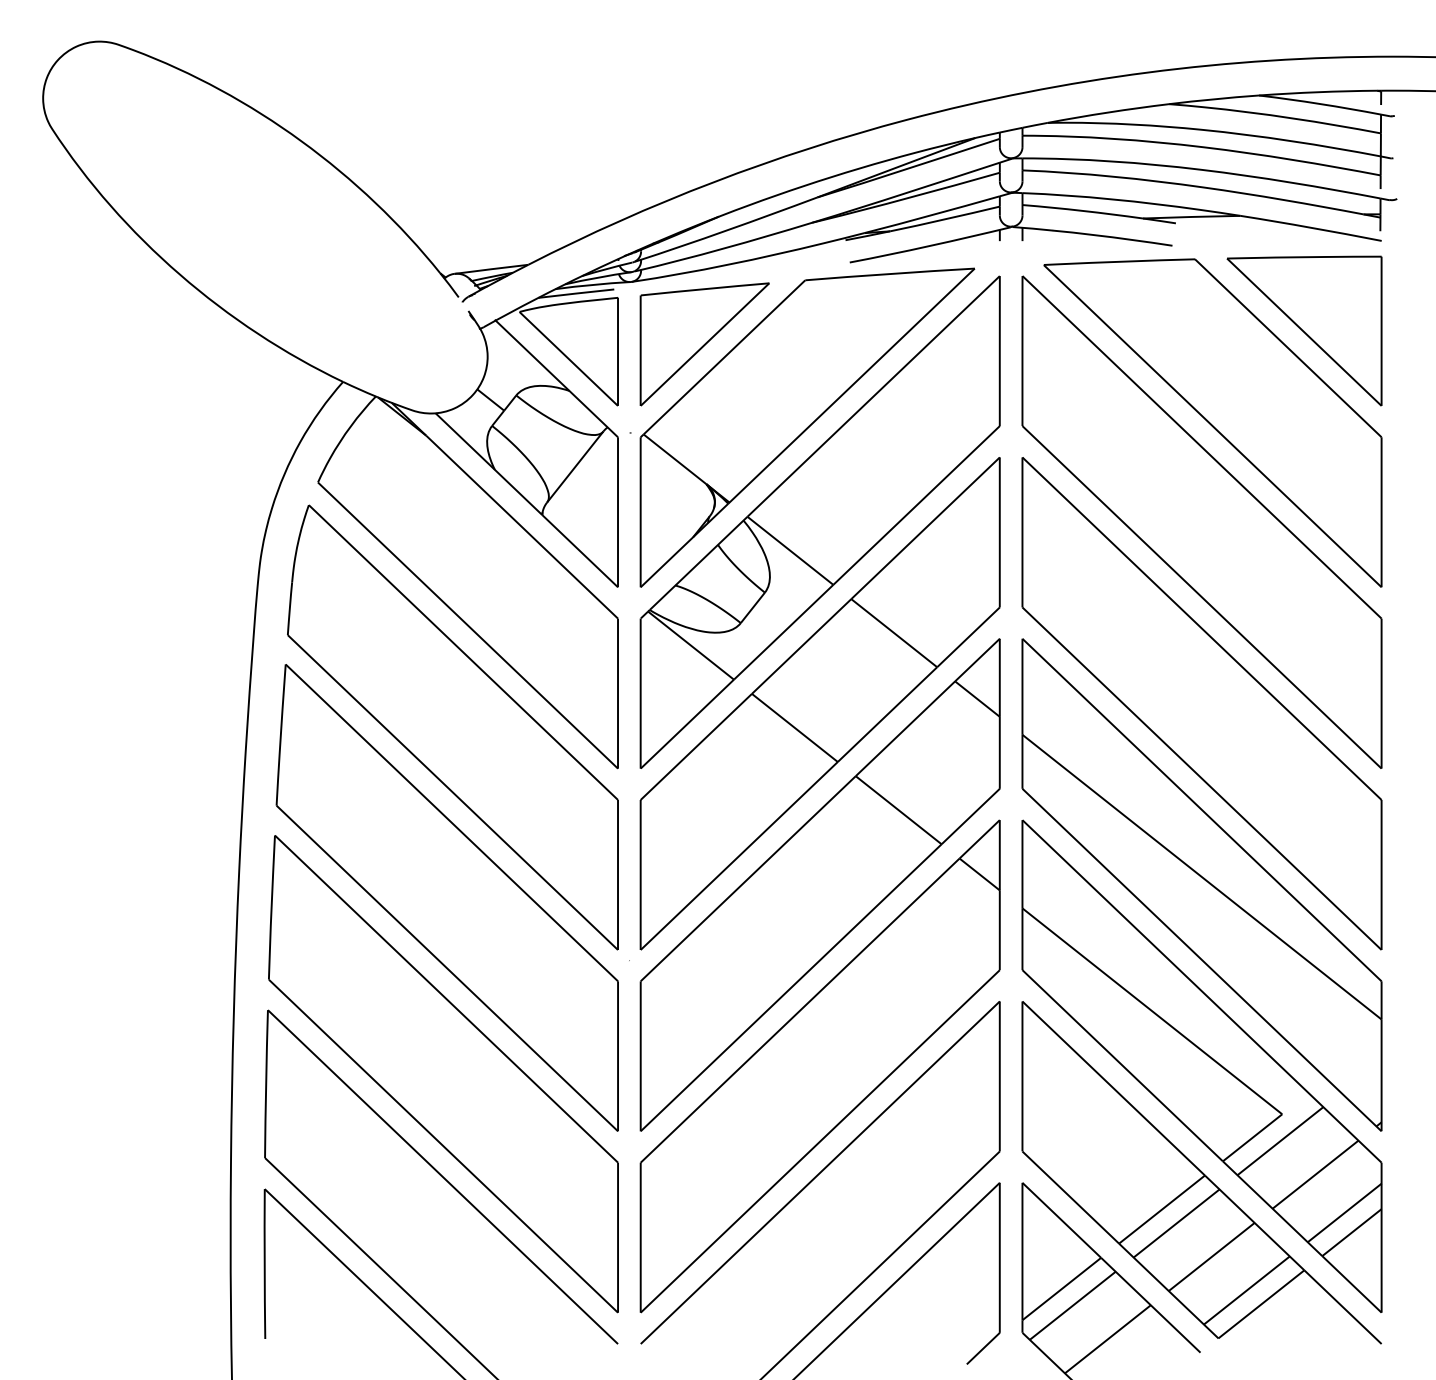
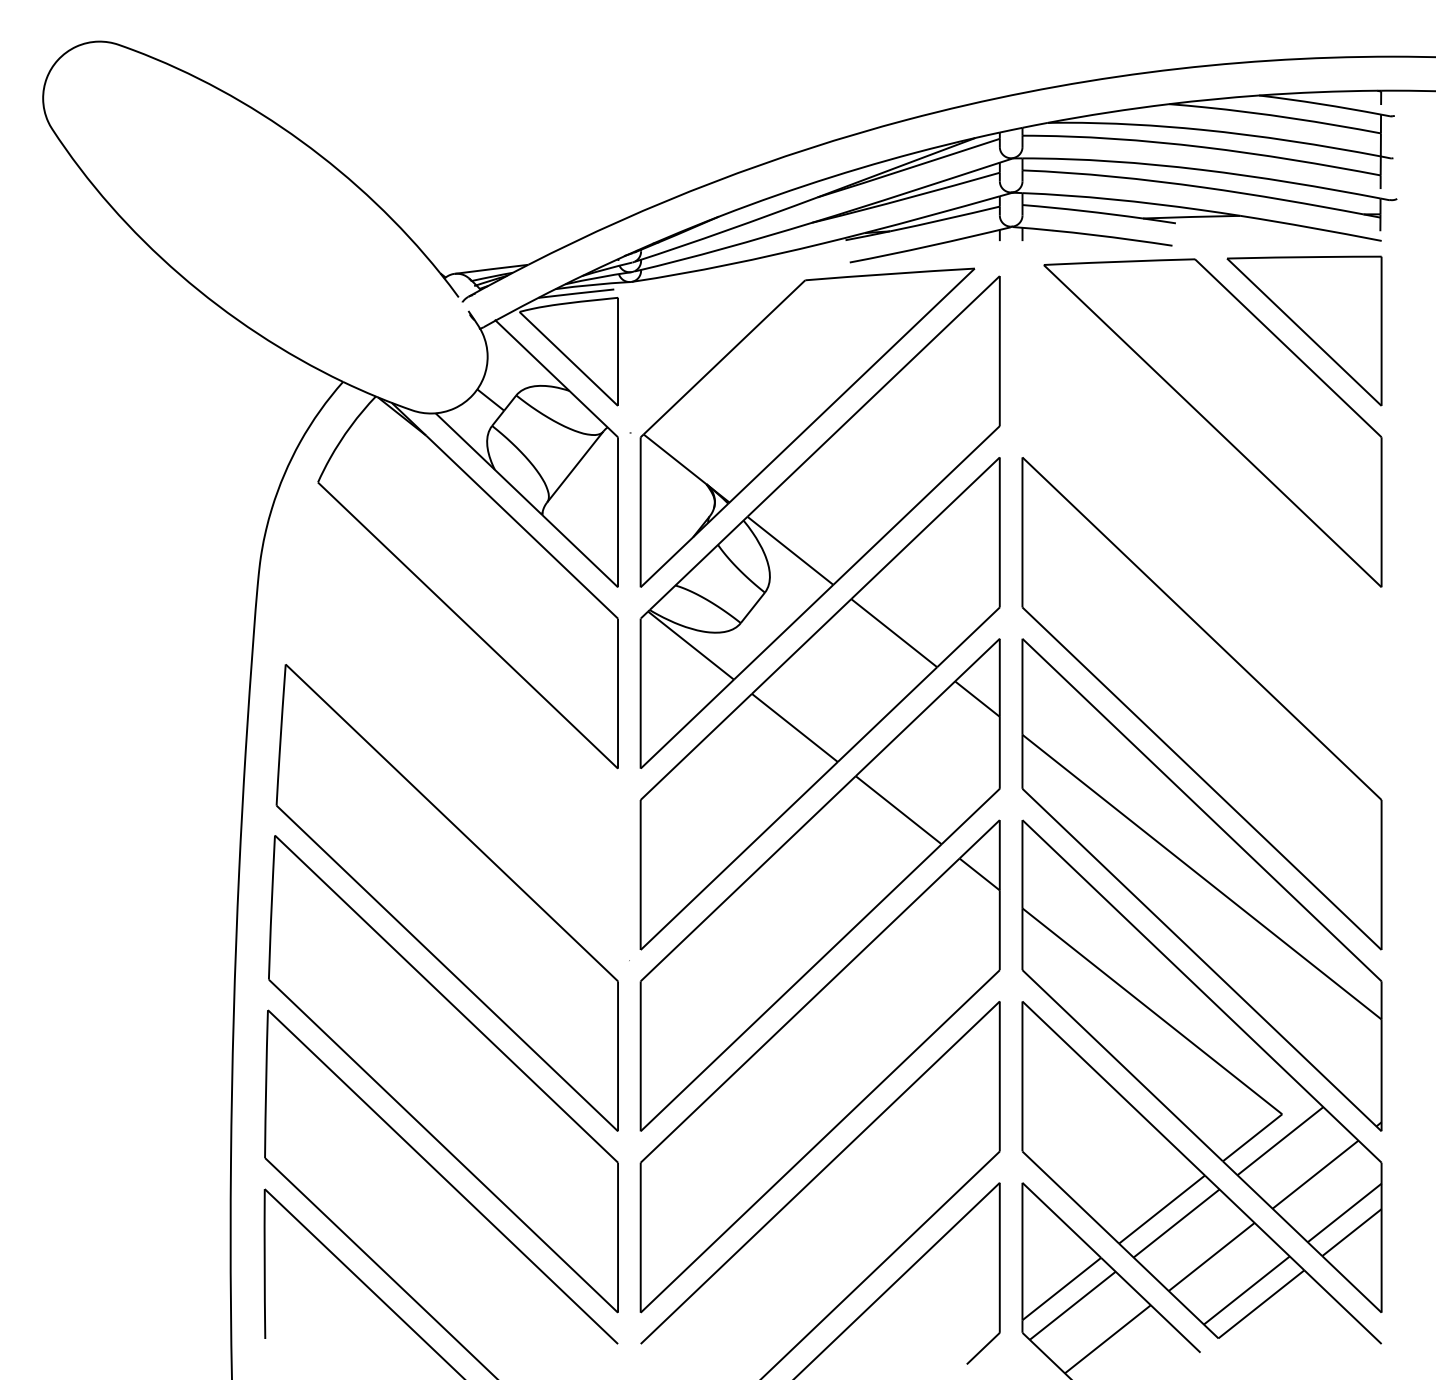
part: present -> none (704, 344)
part: present -> none (1201, 521)
part: present -> none (452, 727)
